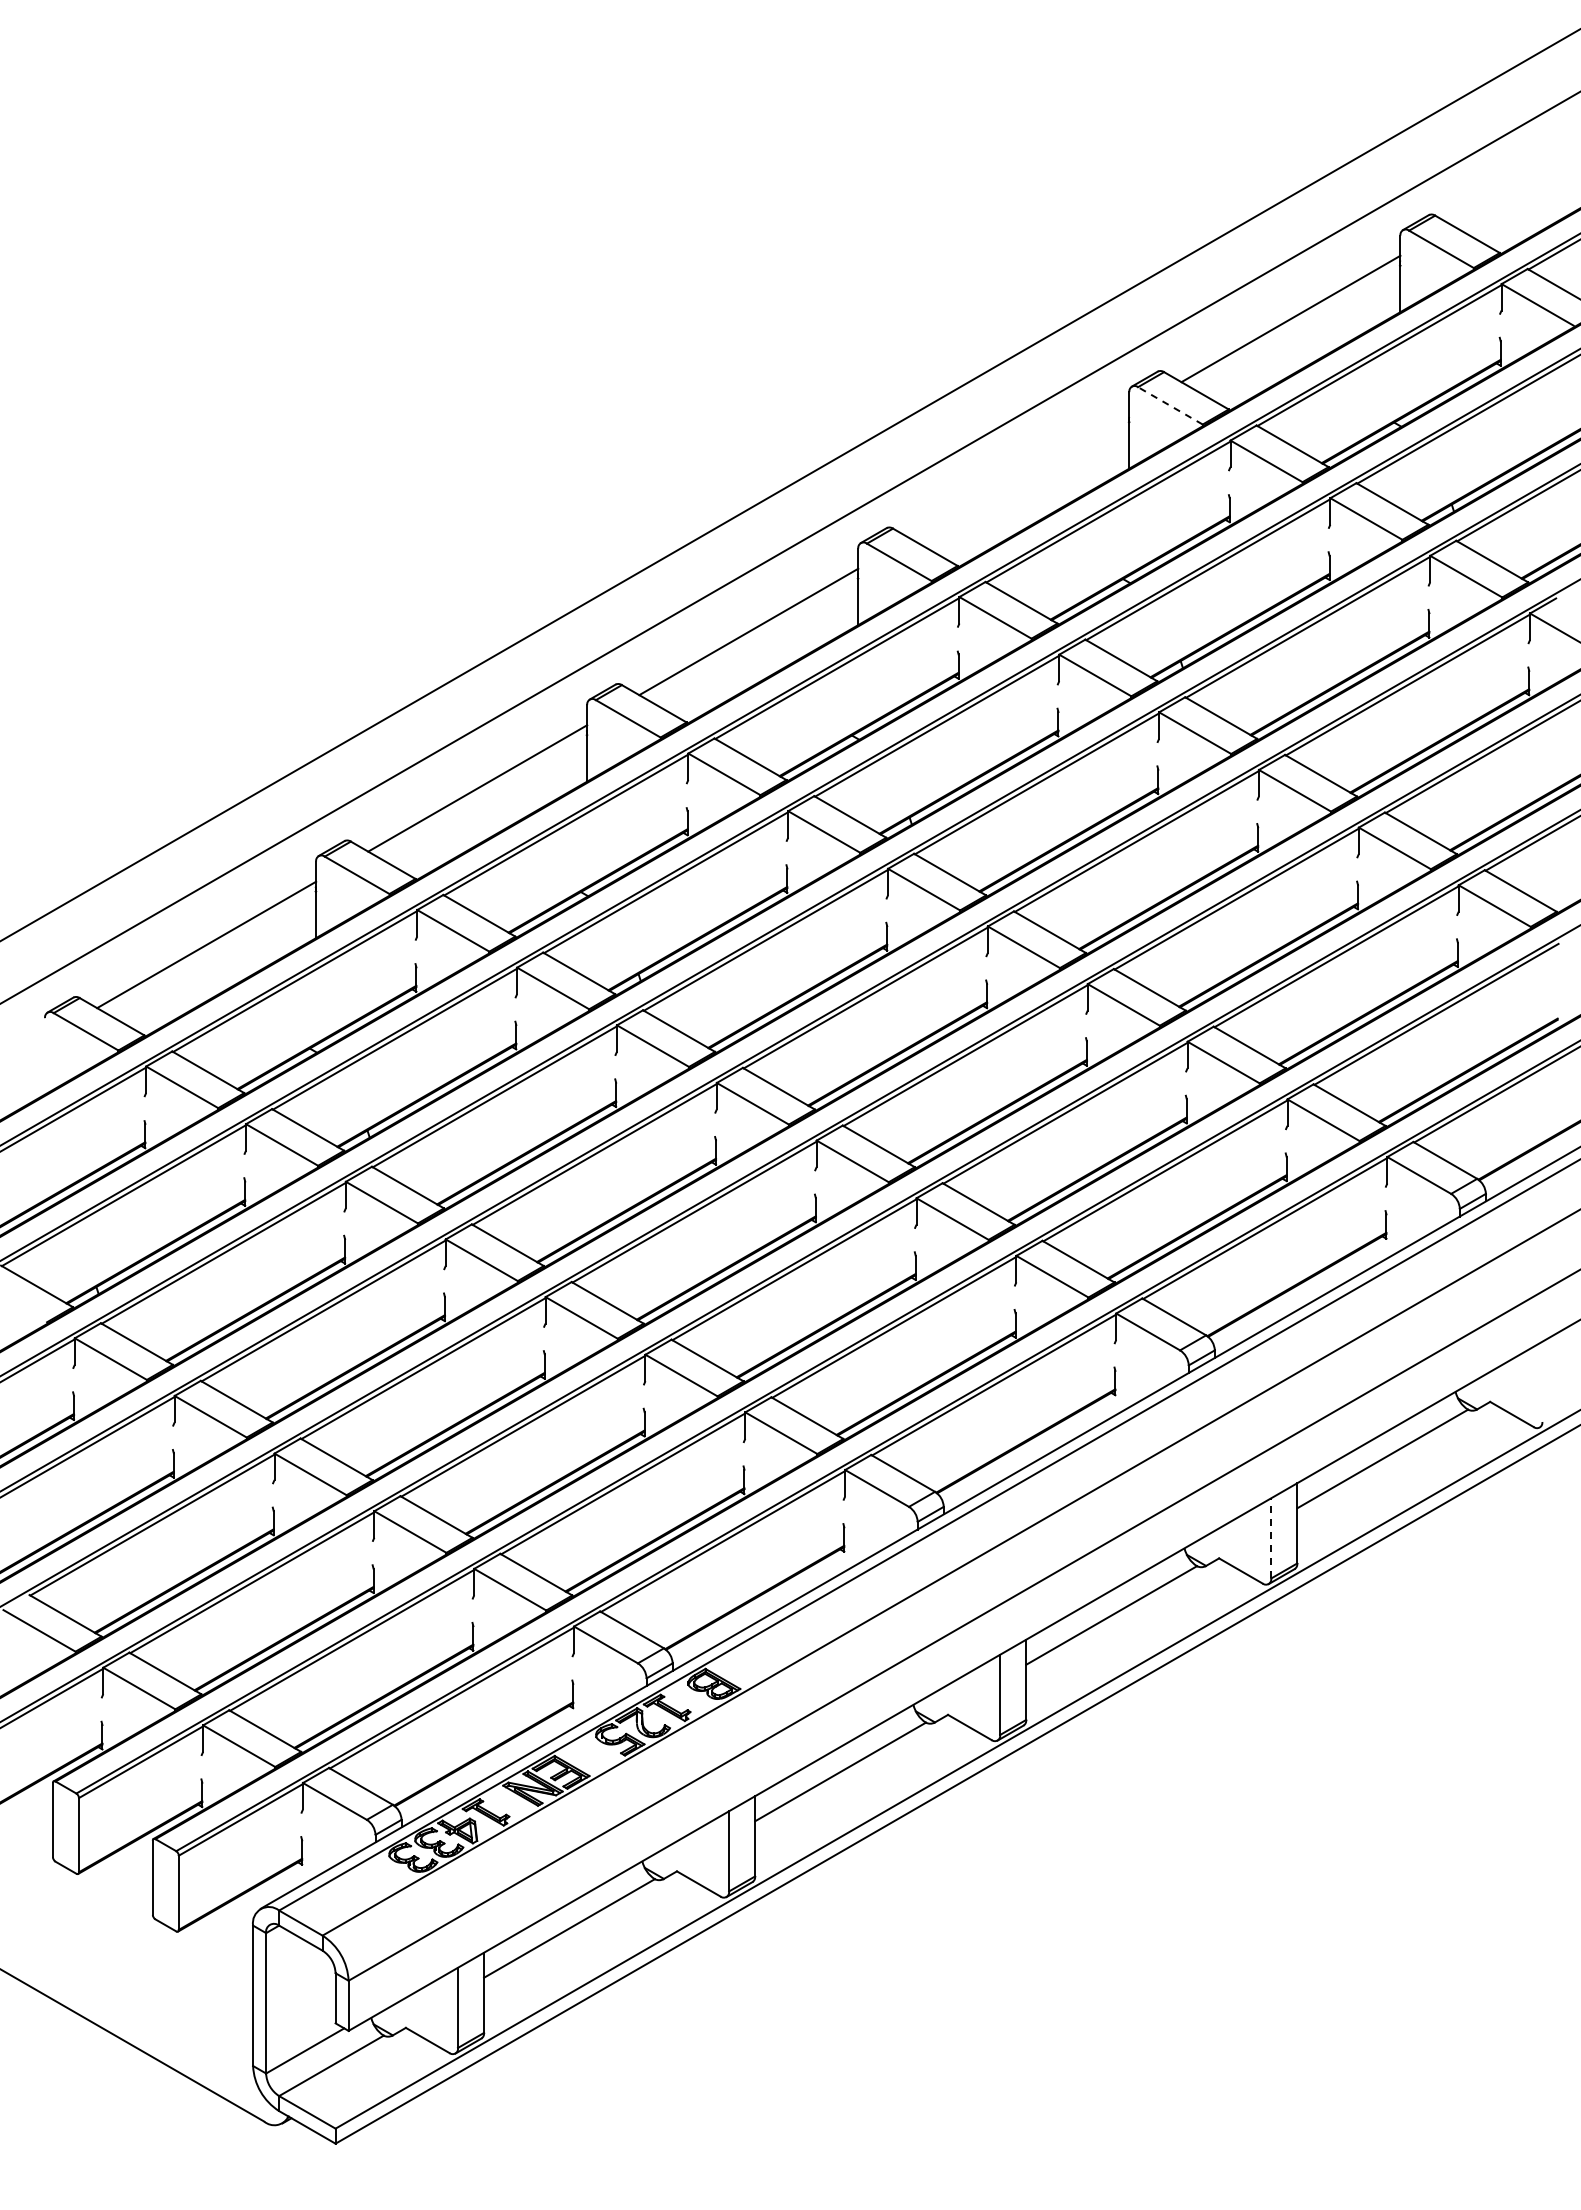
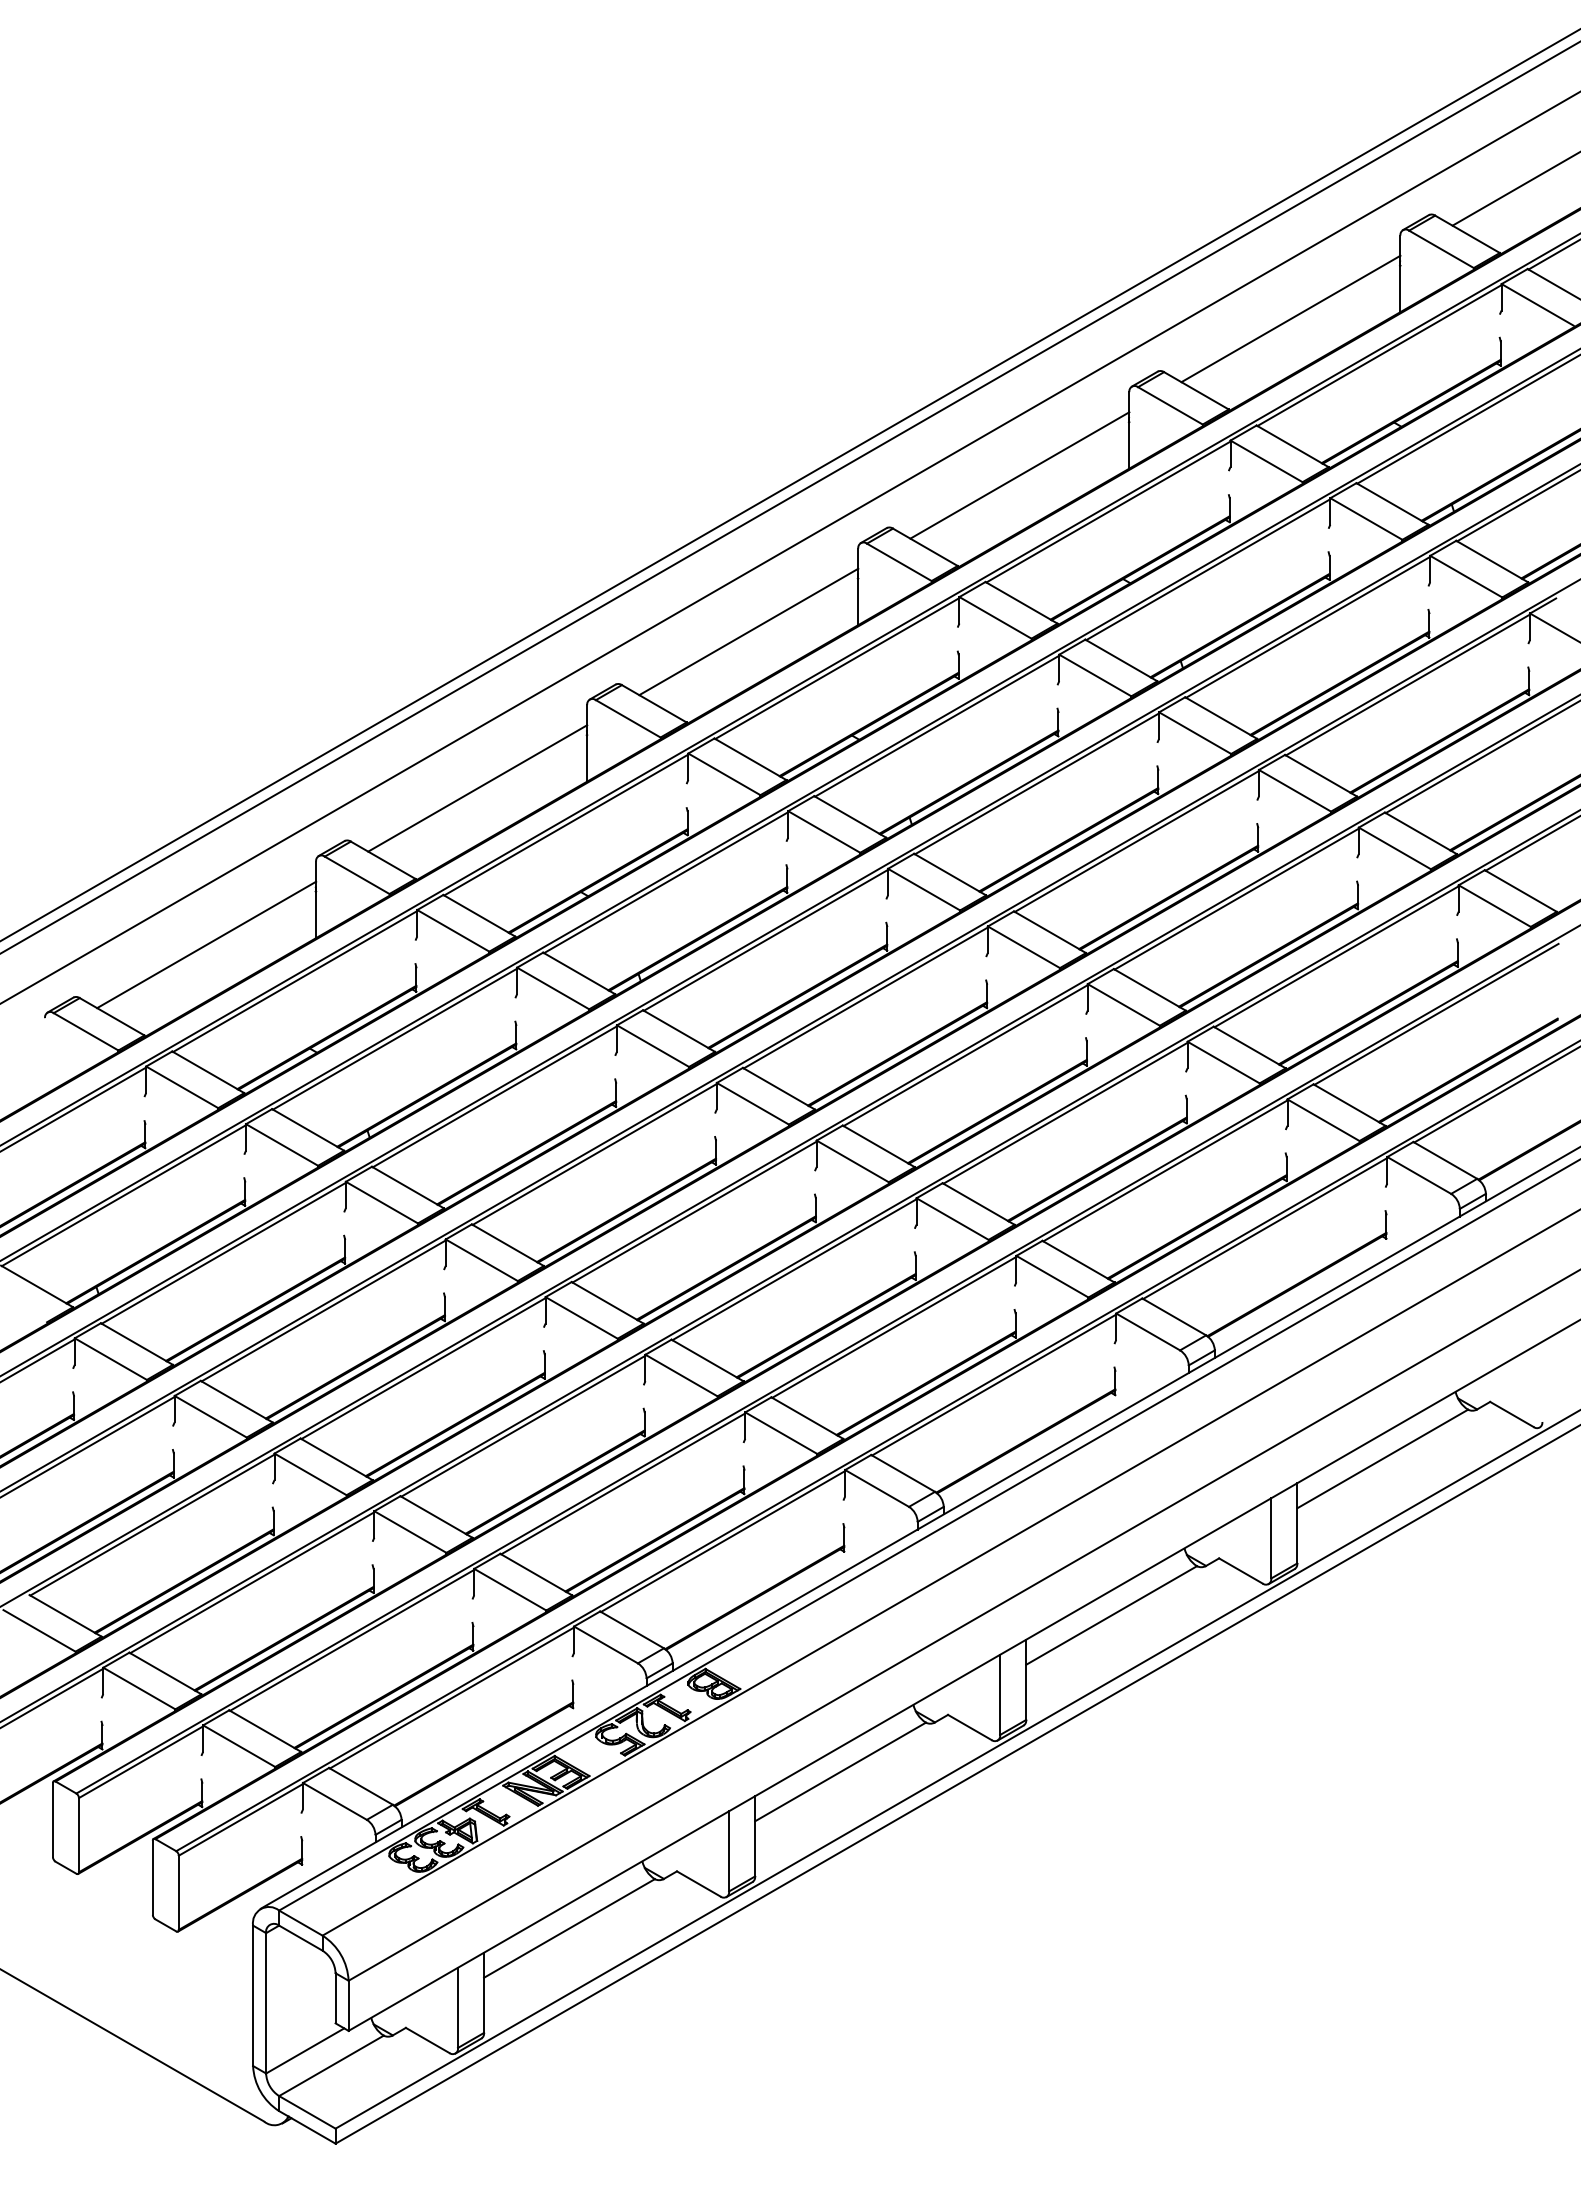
line: none -> present (1514, 189)
line: dashed -> solid (1169, 405)
line: none -> present (1019, 475)
line: none -> present (789, 497)
line: dashed -> solid (1271, 1537)
